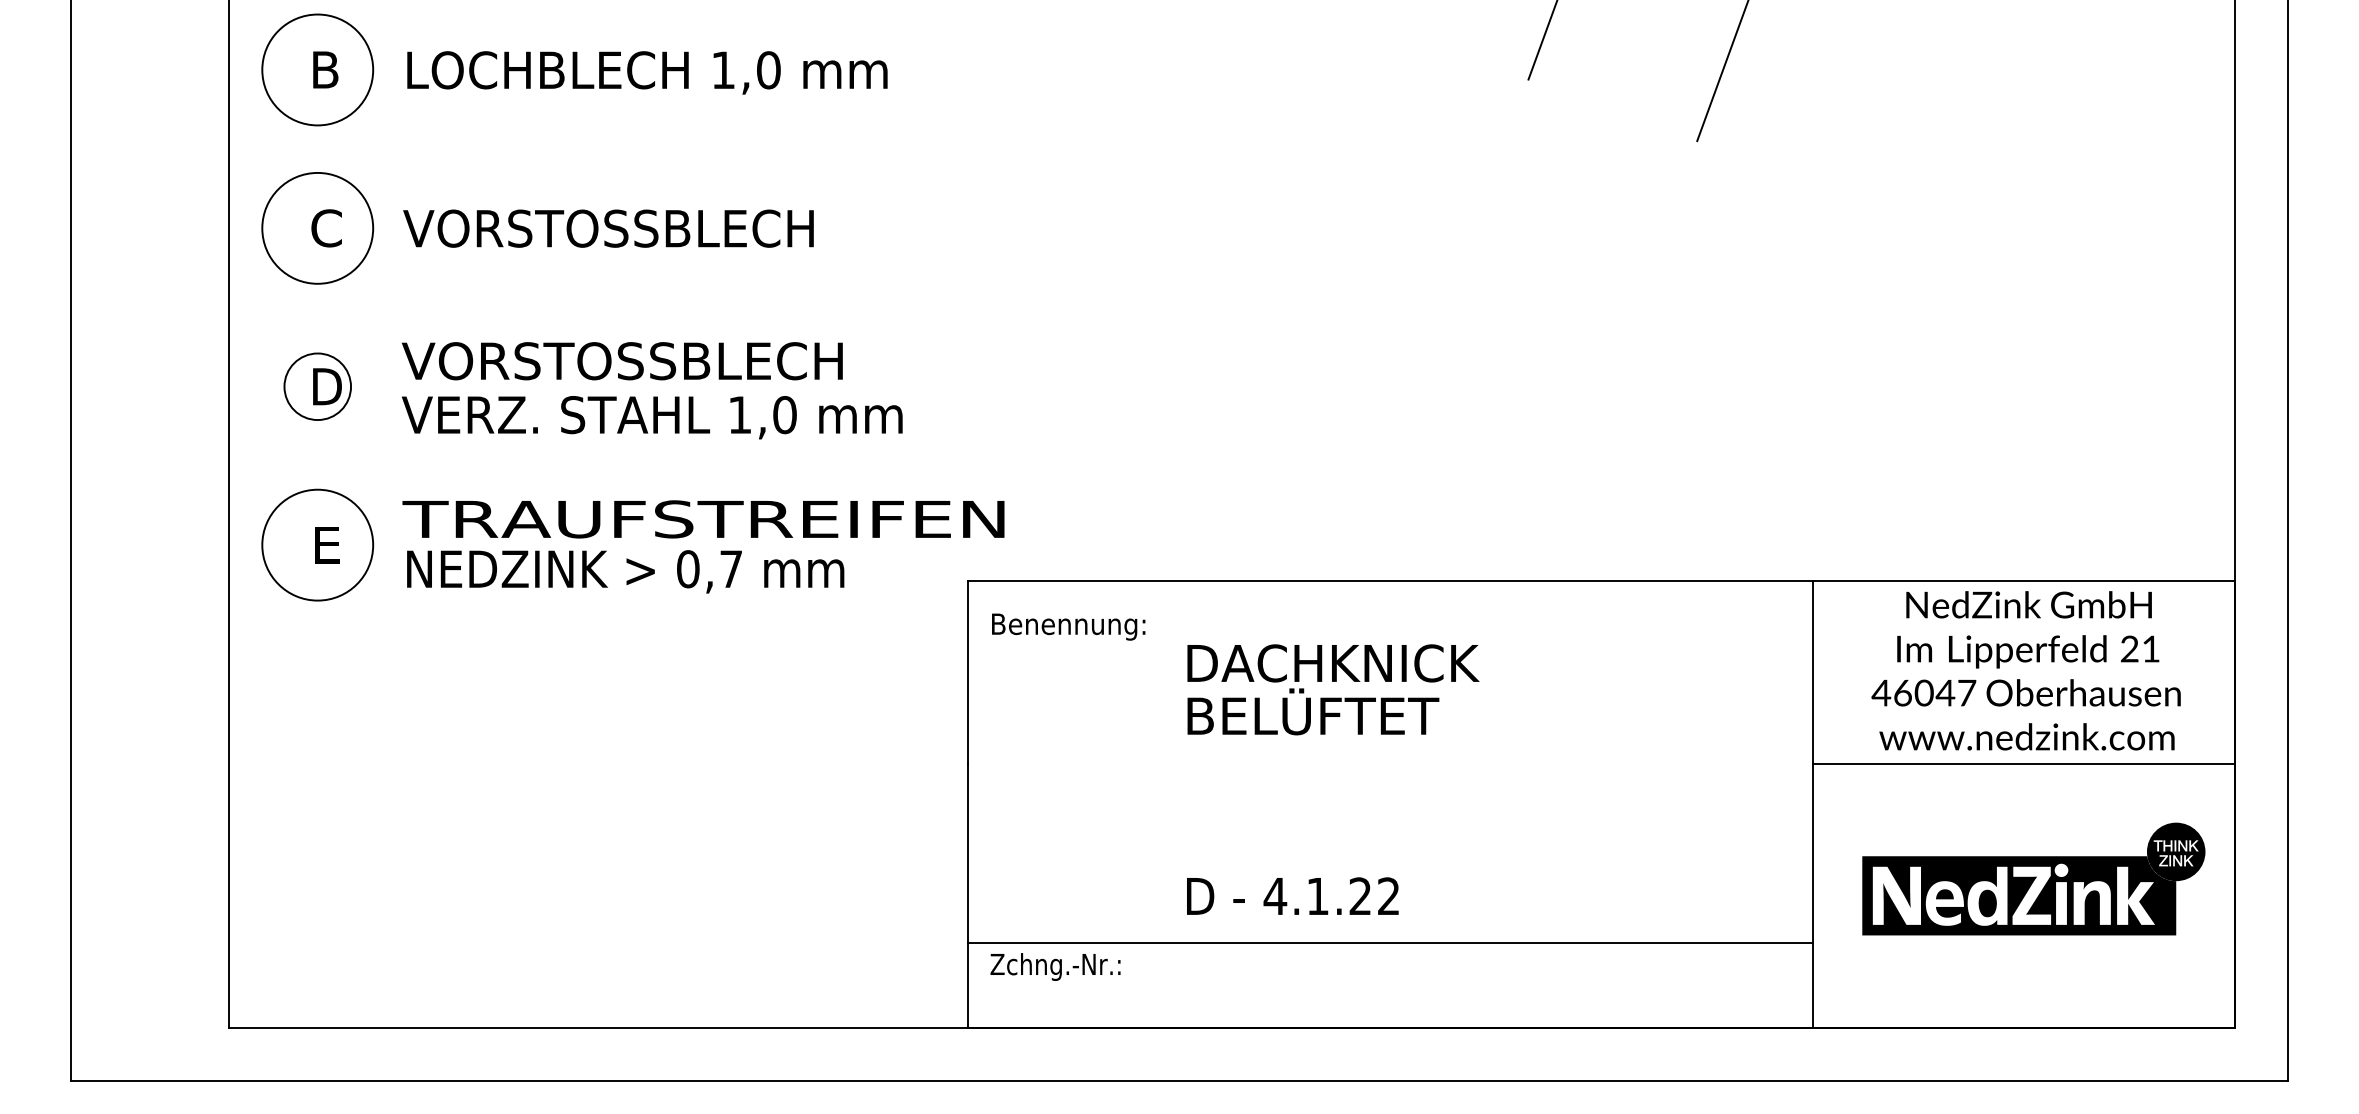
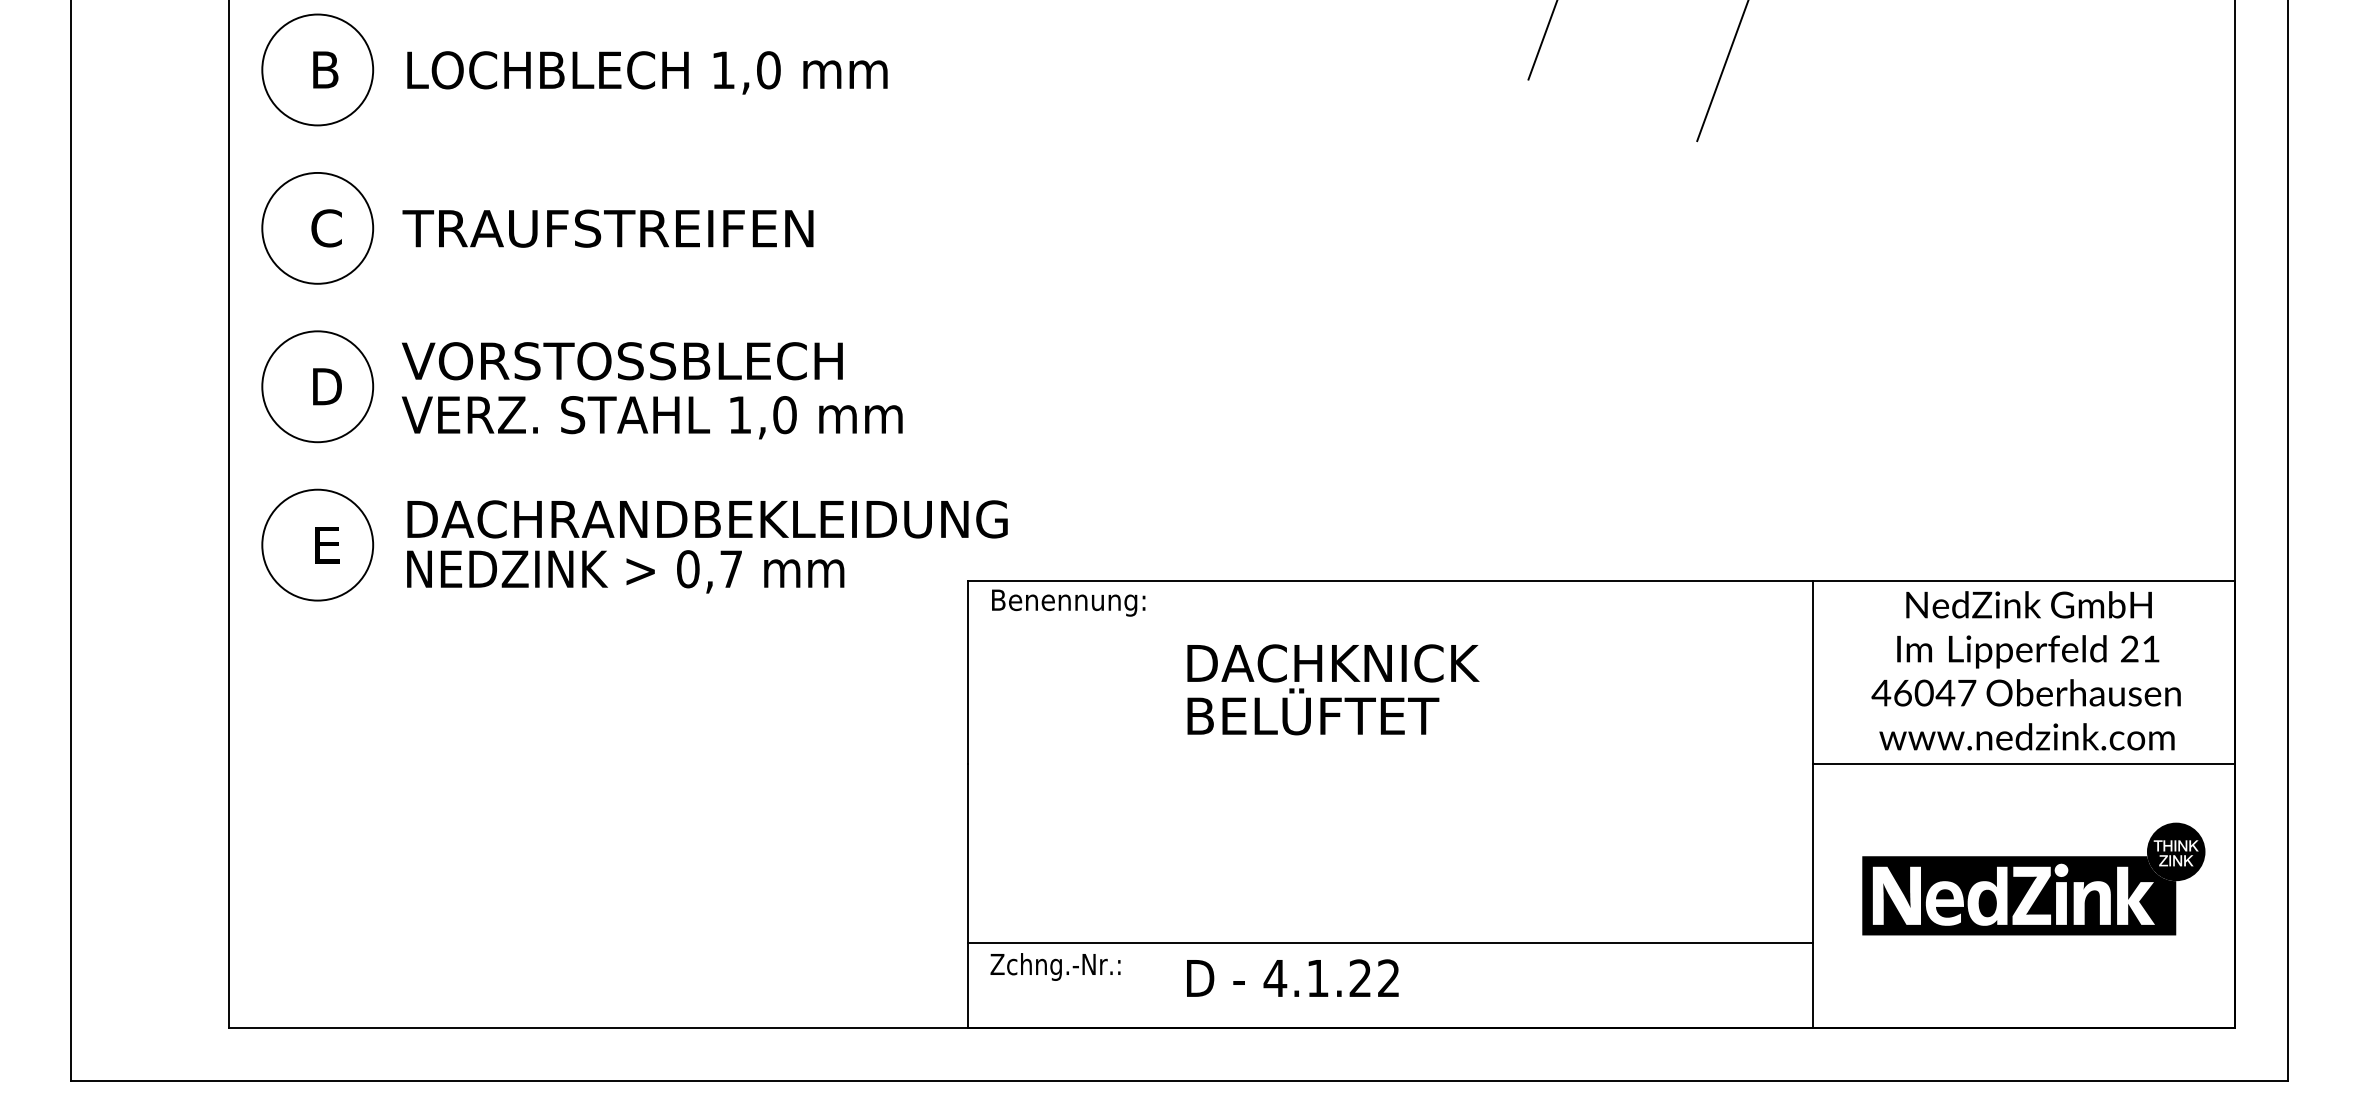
text: VORSTOSSBLECH -> TRAUFSTREIFEN (607, 228)
circle diameter: 67 px -> 111 px (317, 386)
text: TRAUFSTREIFEN -> DACHRANDBEKLEIDUNG (704, 519)
text position: (1068, 626) -> (1068, 602) (1068, 602)
text position: (1292, 895) -> (1292, 977) (1292, 977)
